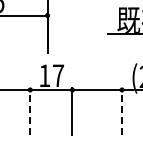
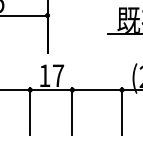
line: dashed -> solid (30, 111)
line: dashed -> solid (122, 111)
